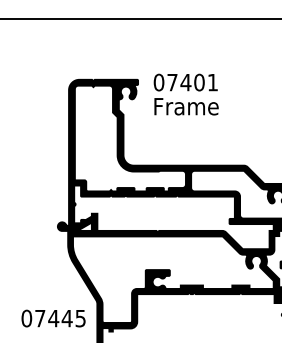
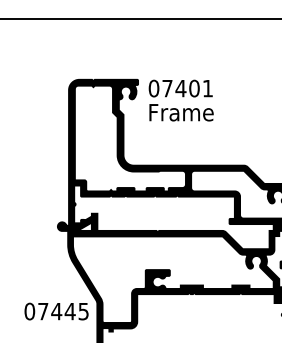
text position: (185, 94) -> (180, 100) (180, 100)
text position: (53, 318) -> (56, 311) (56, 311)
